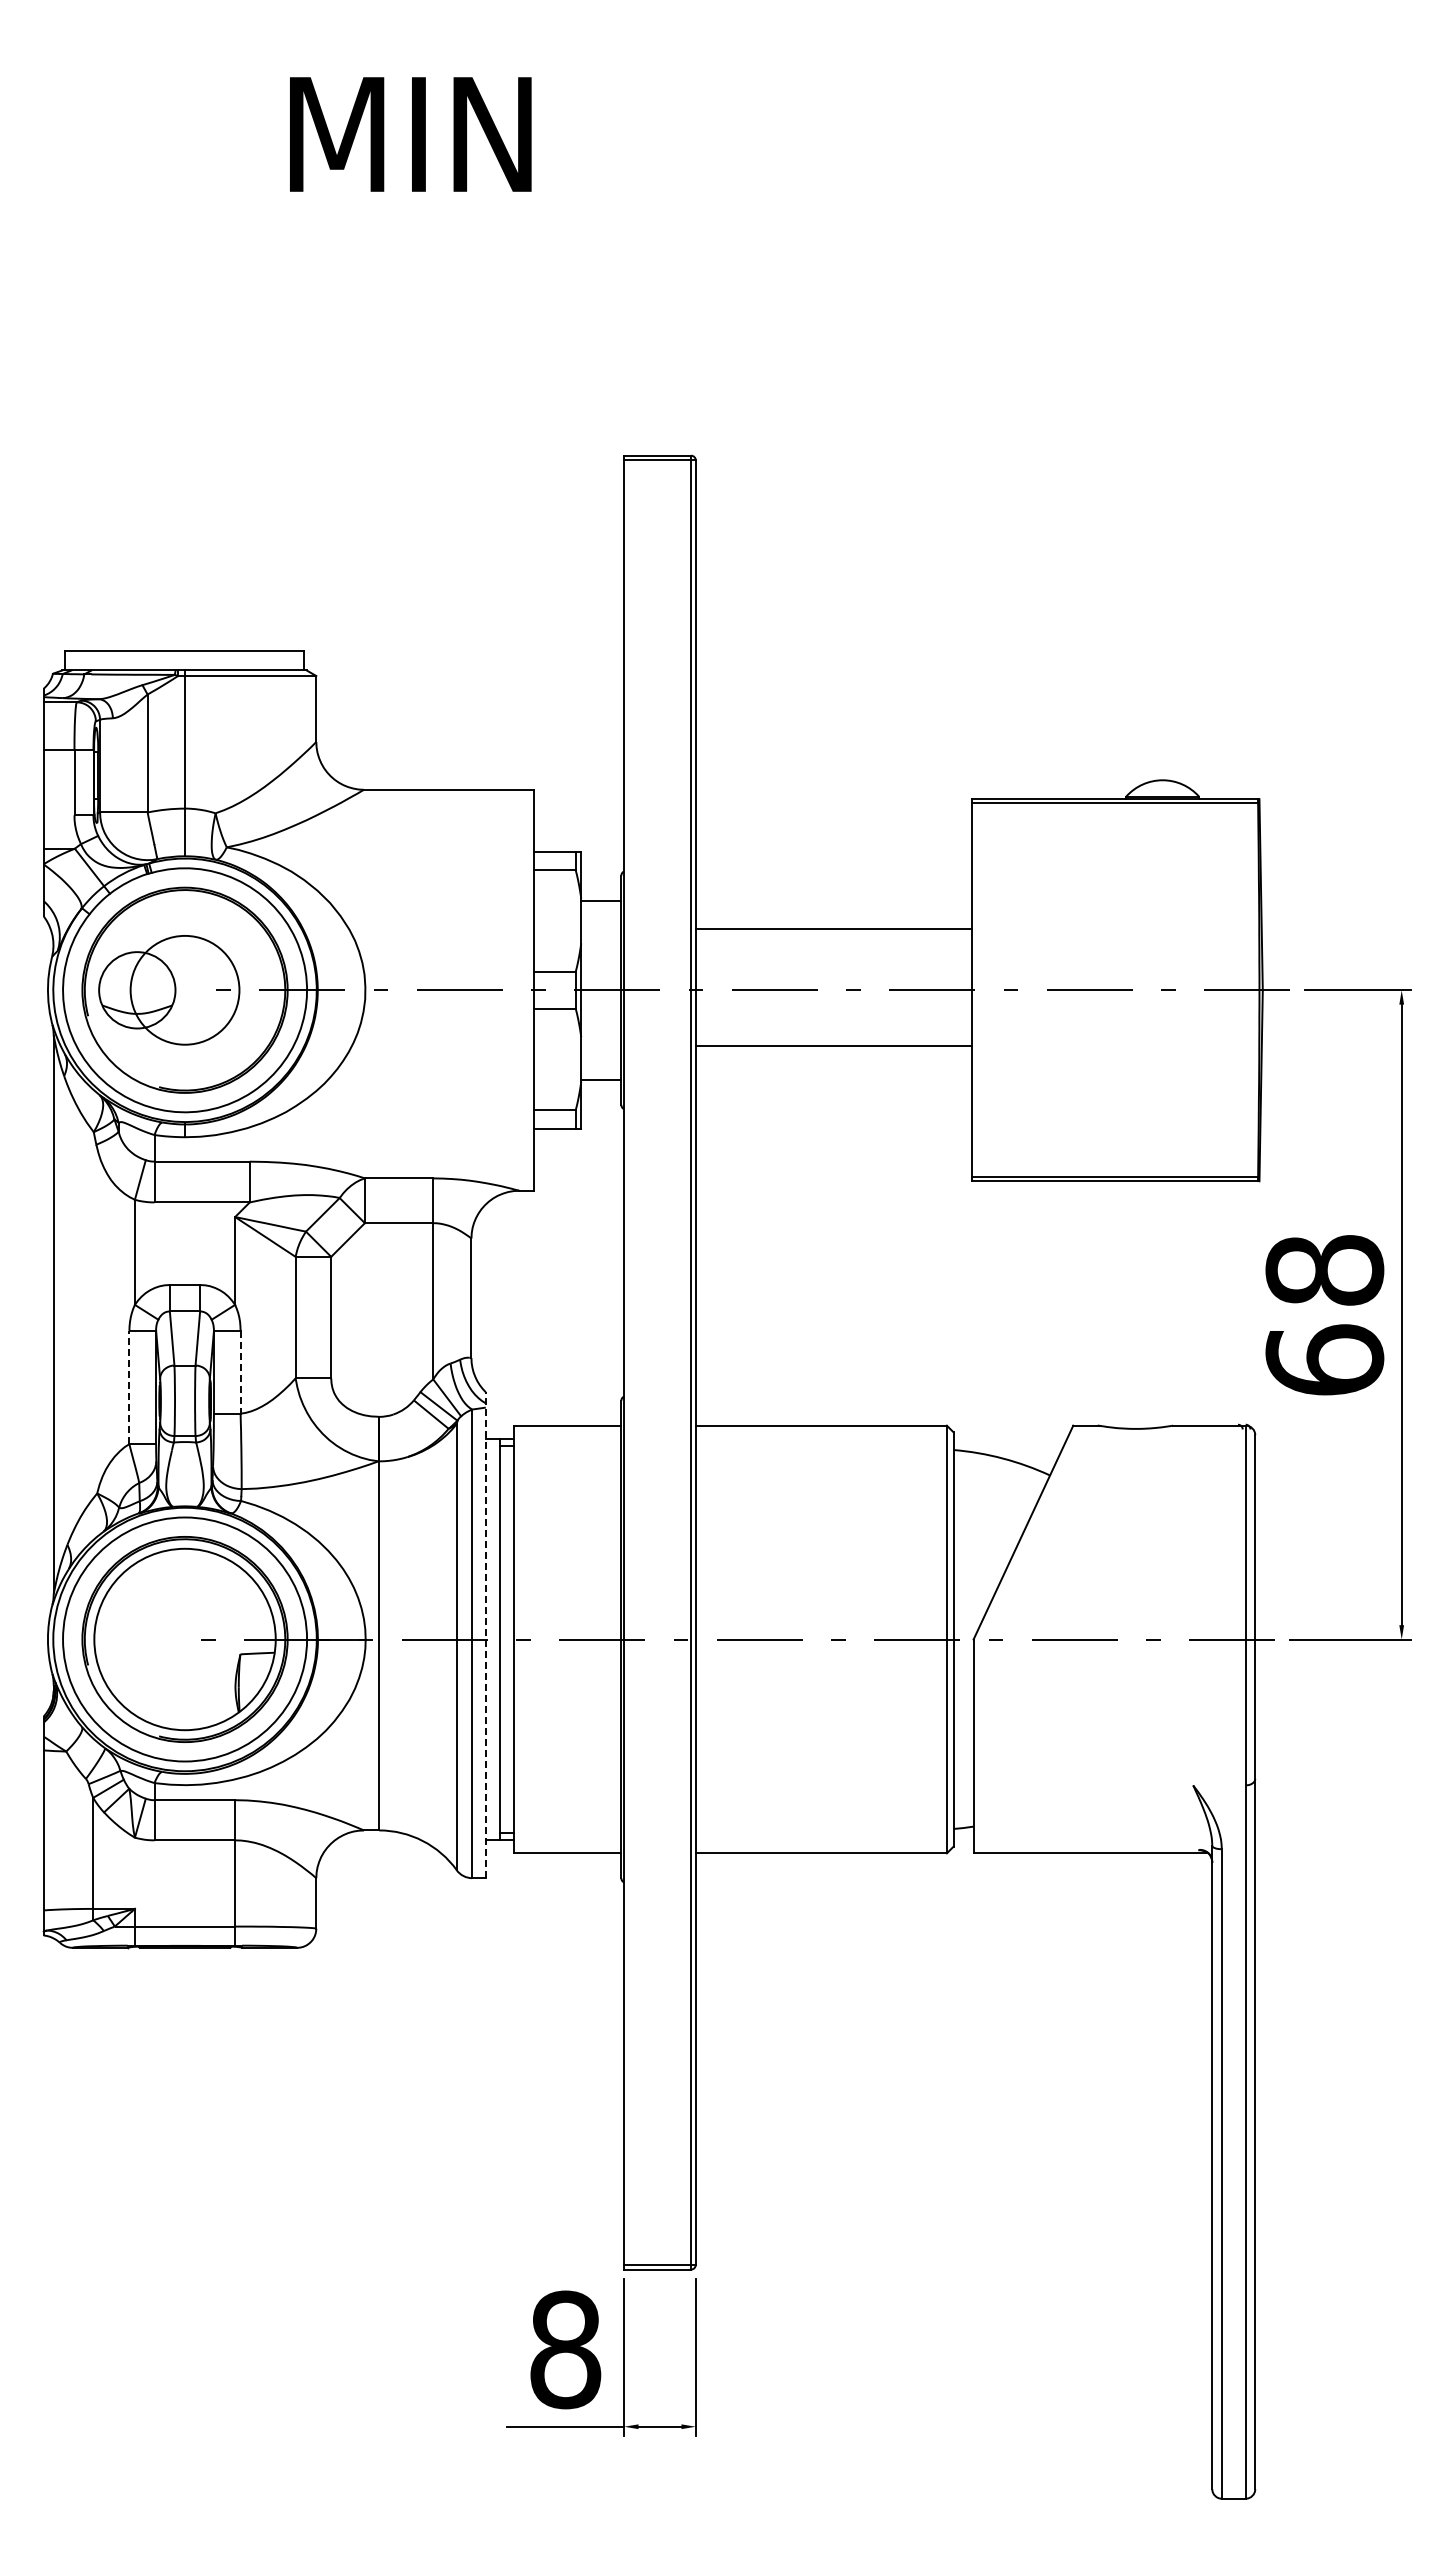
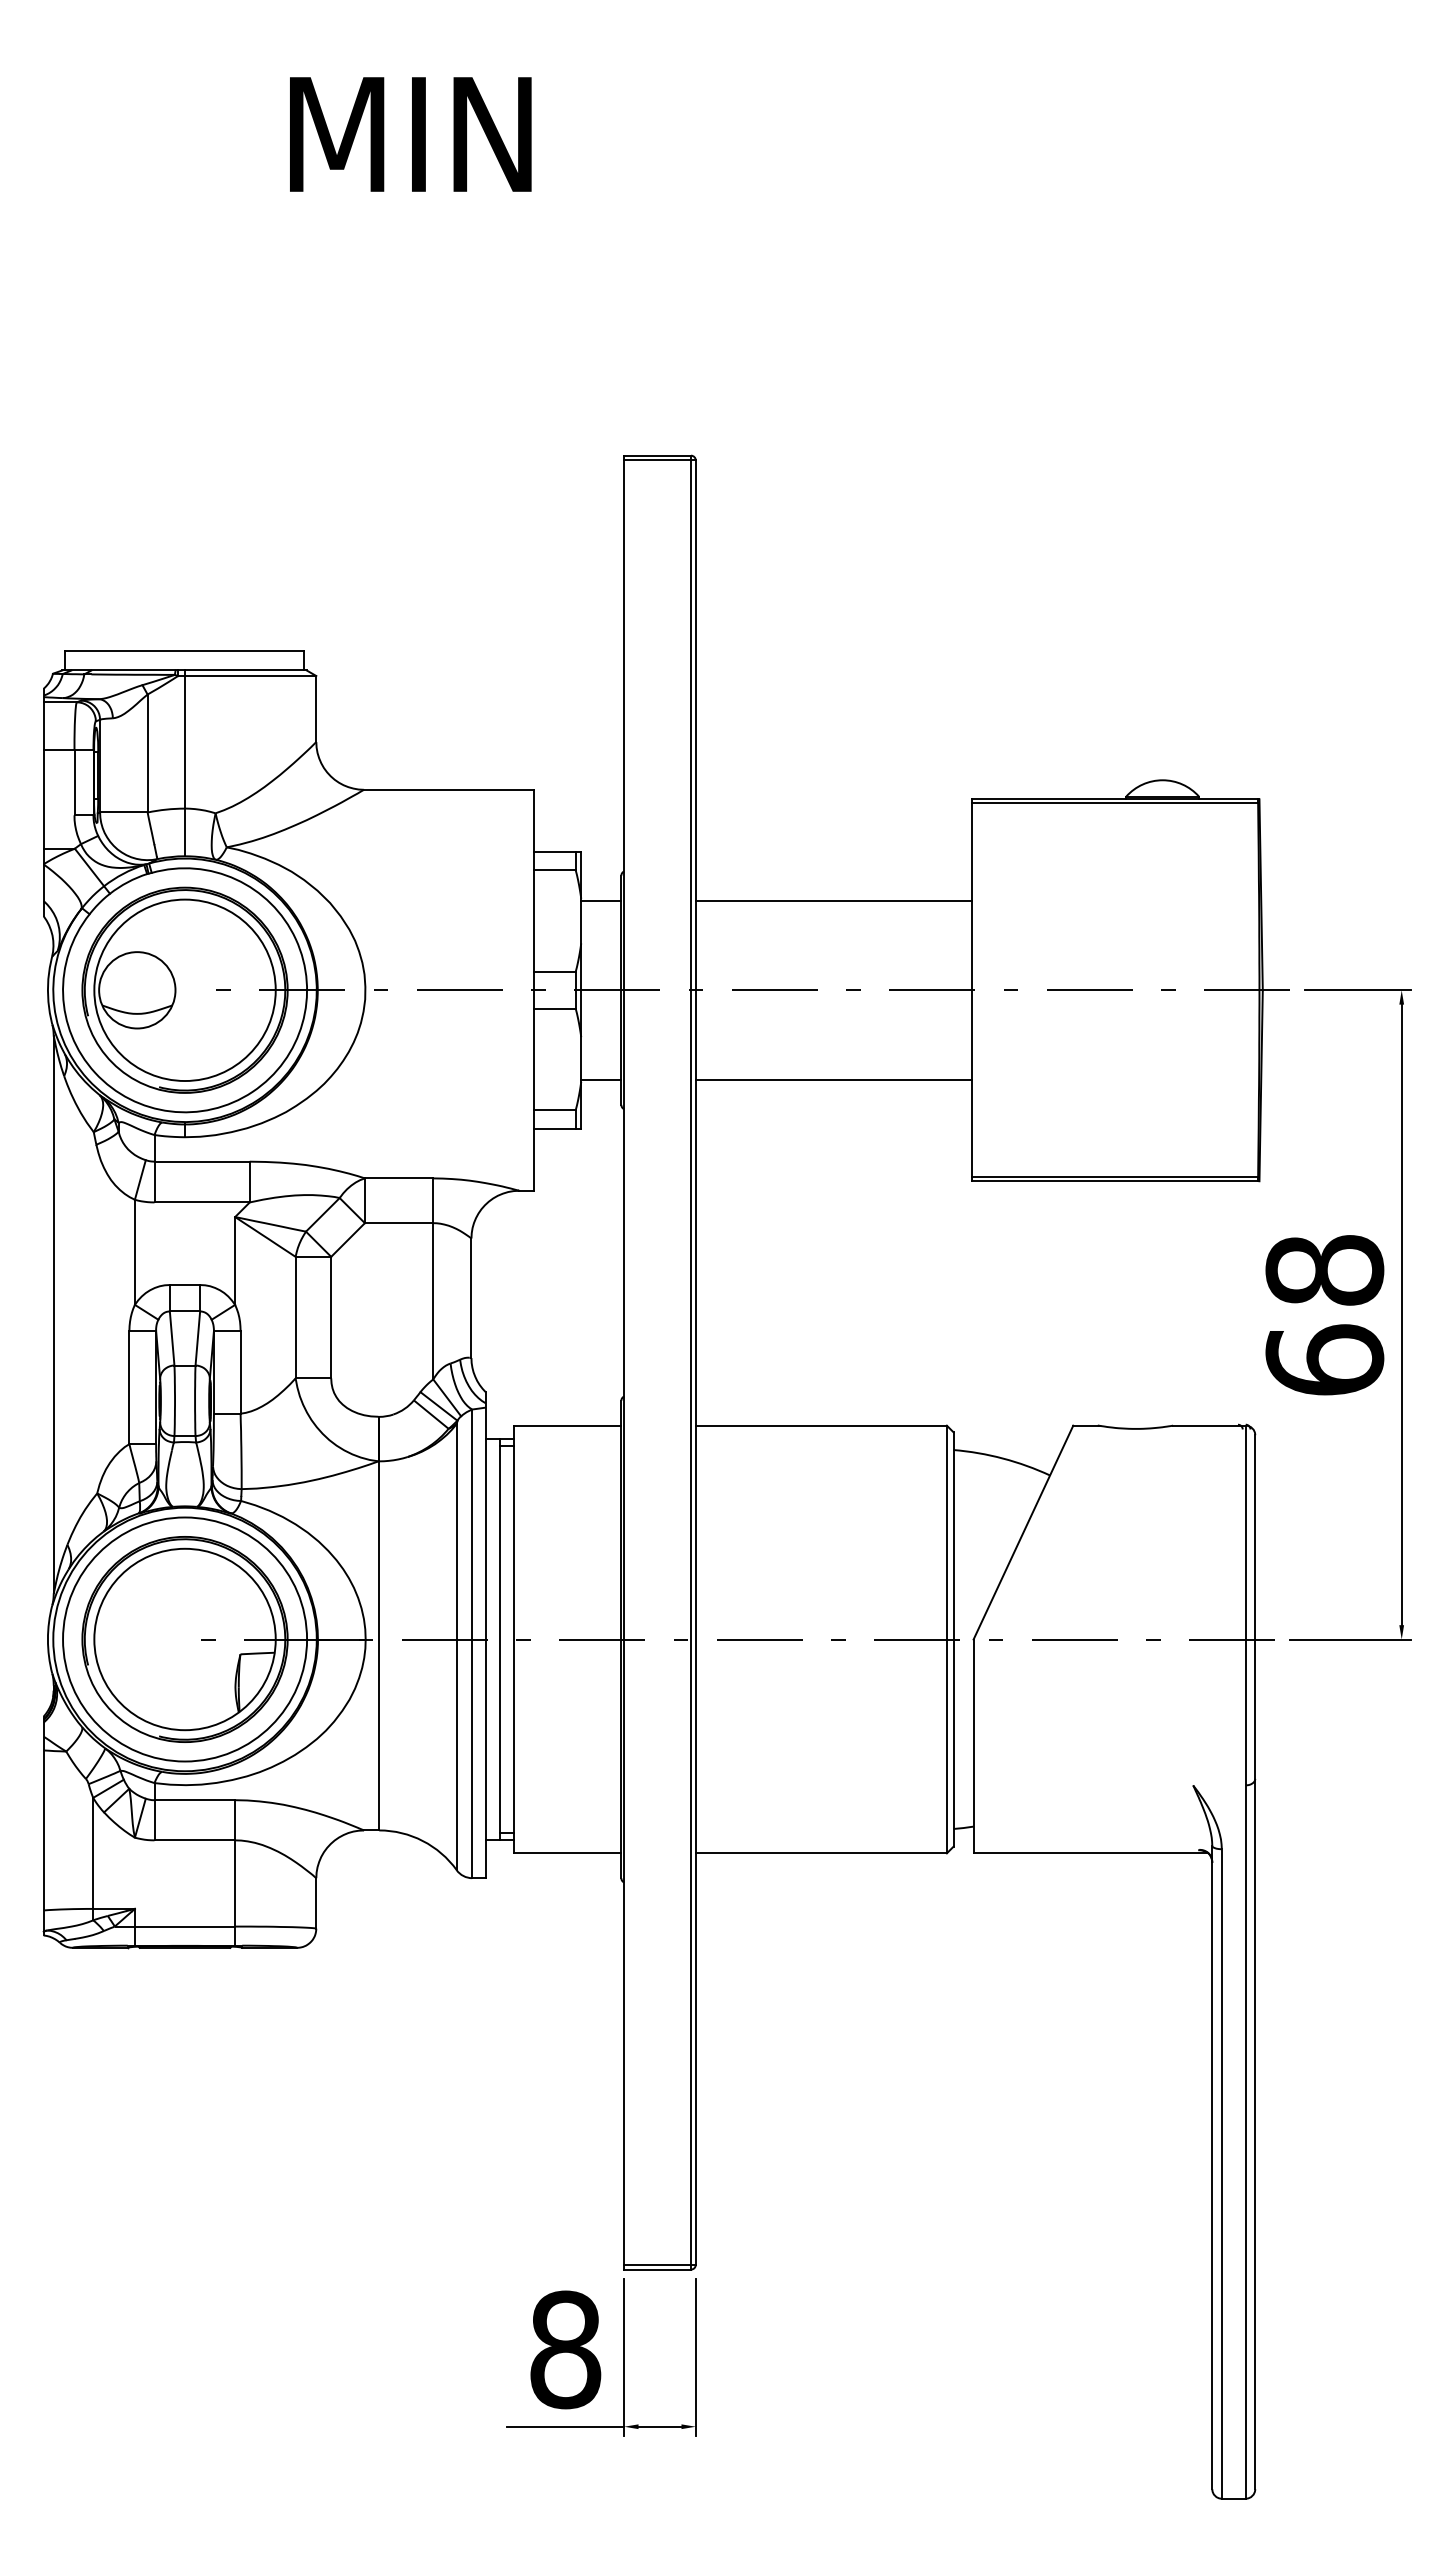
line position: (833, 929) -> (833, 901) (833, 901)
circle diameter: 109 px -> 181 px (184, 990)
line position: (833, 1045) -> (833, 1079) (833, 1079)
line: dashed -> solid (240, 1372)
line: dashed -> solid (129, 1387)
line: dashed -> solid (485, 1635)
